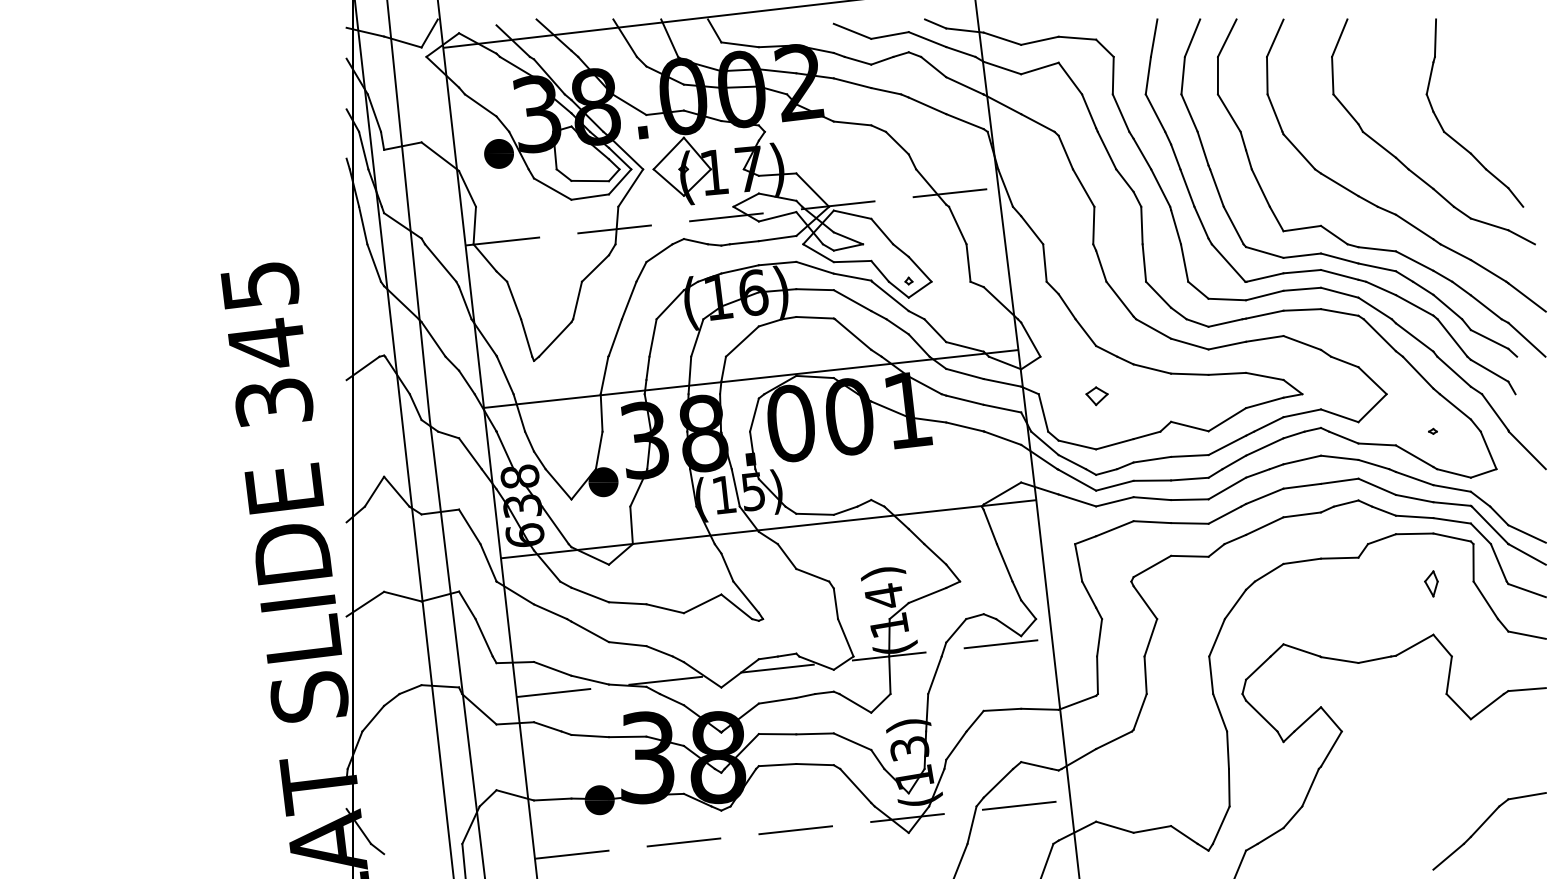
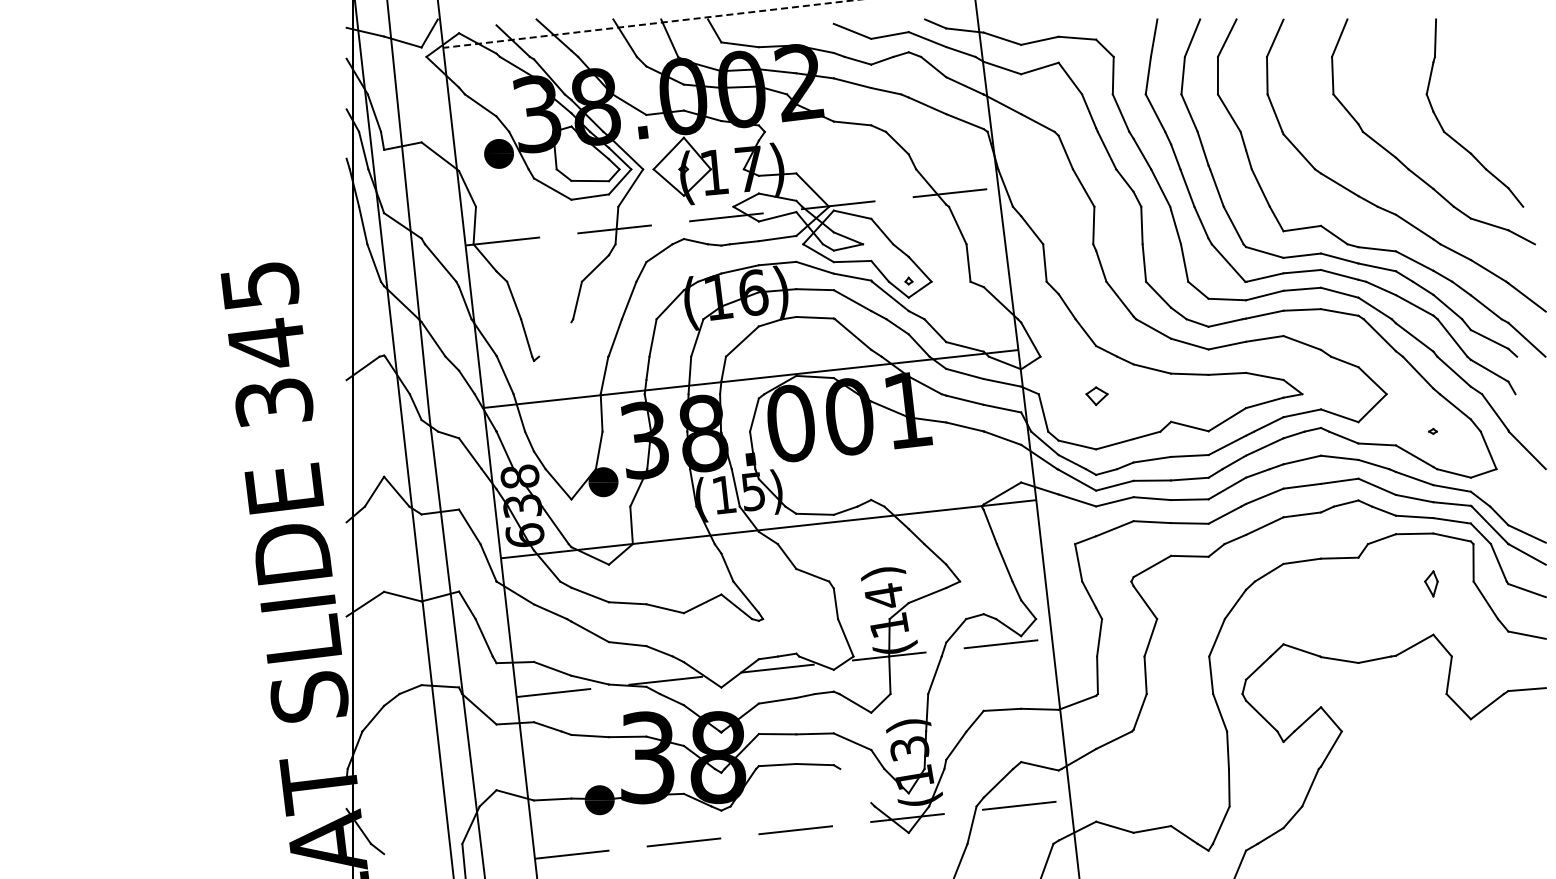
line: solid -> dashed (649, 24)
line: present -> none (555, 339)
line: present -> none (855, 785)
part: present -> none (1481, 827)
